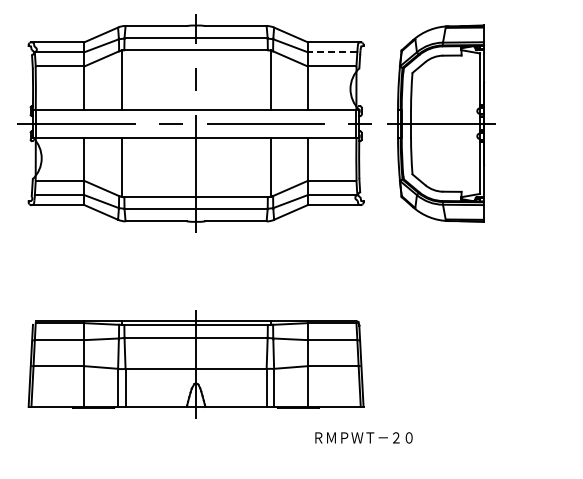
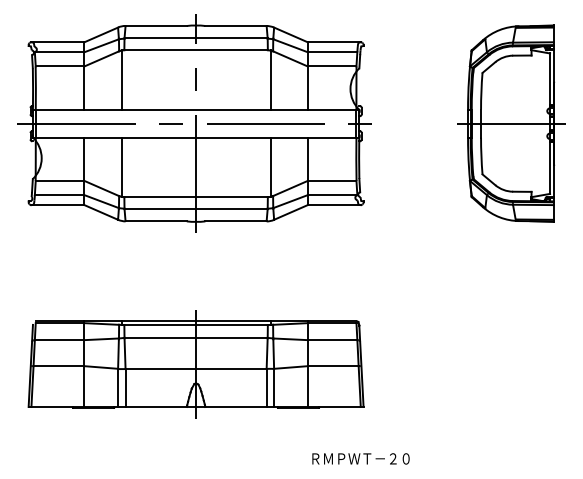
line: dashed -> solid (332, 52)
part position: (441, 123) -> (511, 123) (511, 123)
text position: (363, 437) -> (360, 458) (360, 458)
